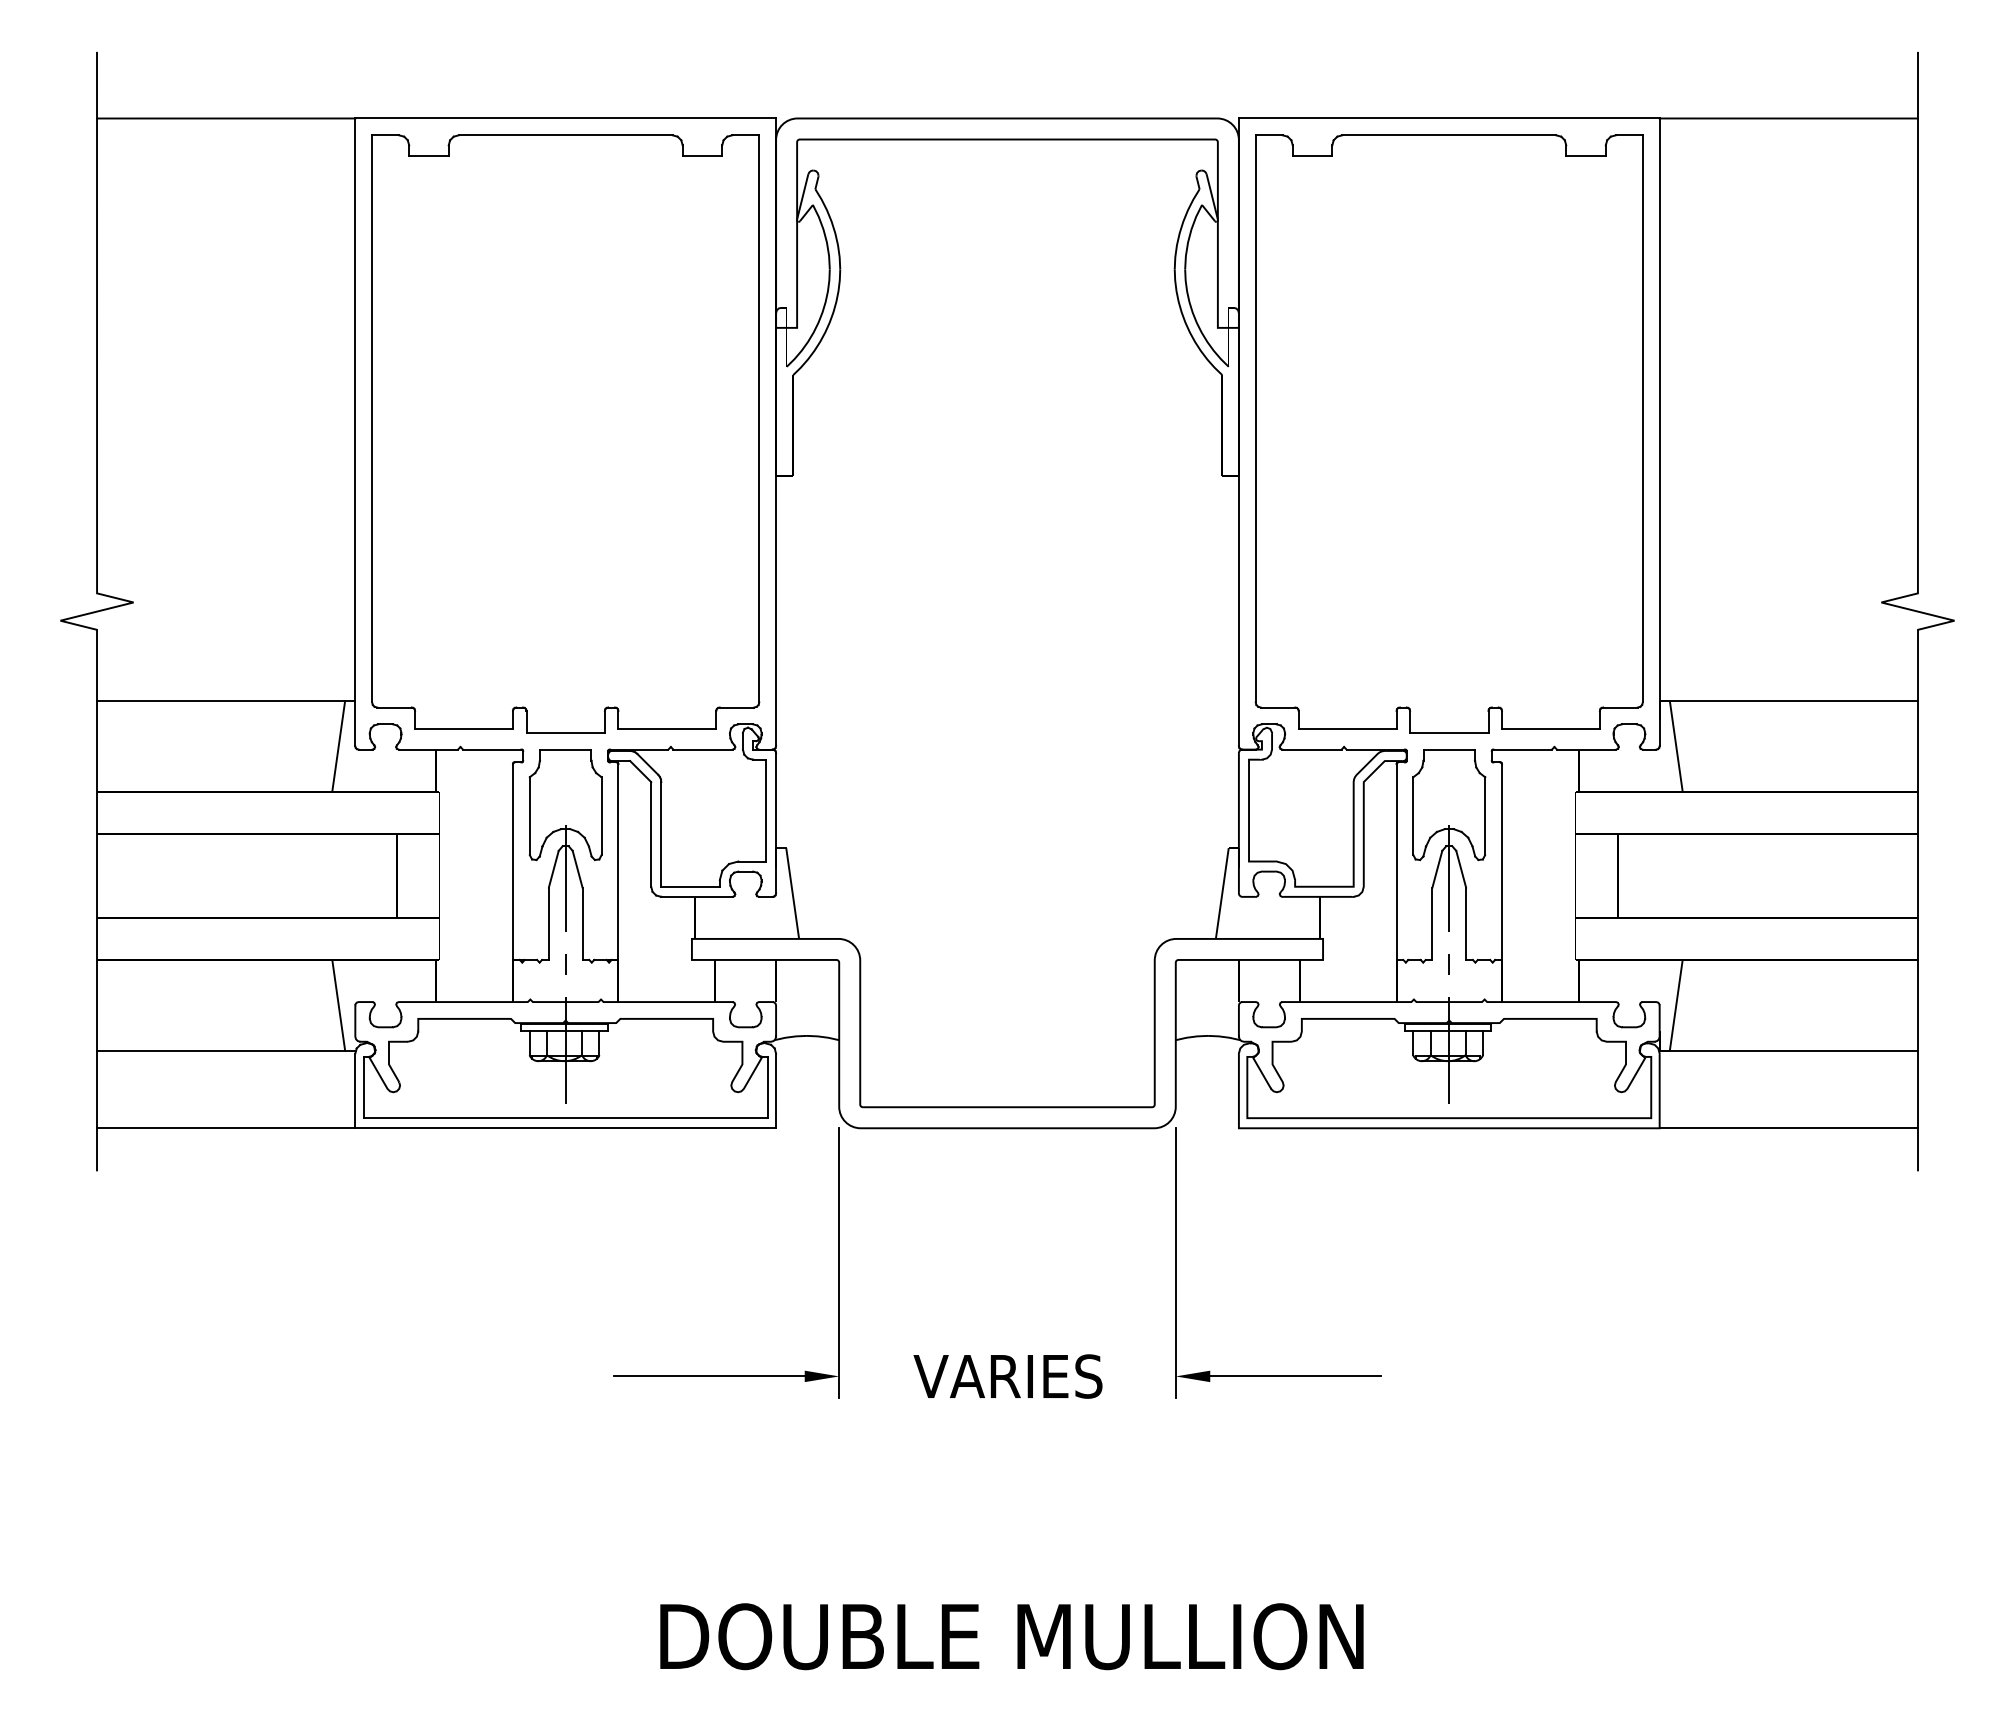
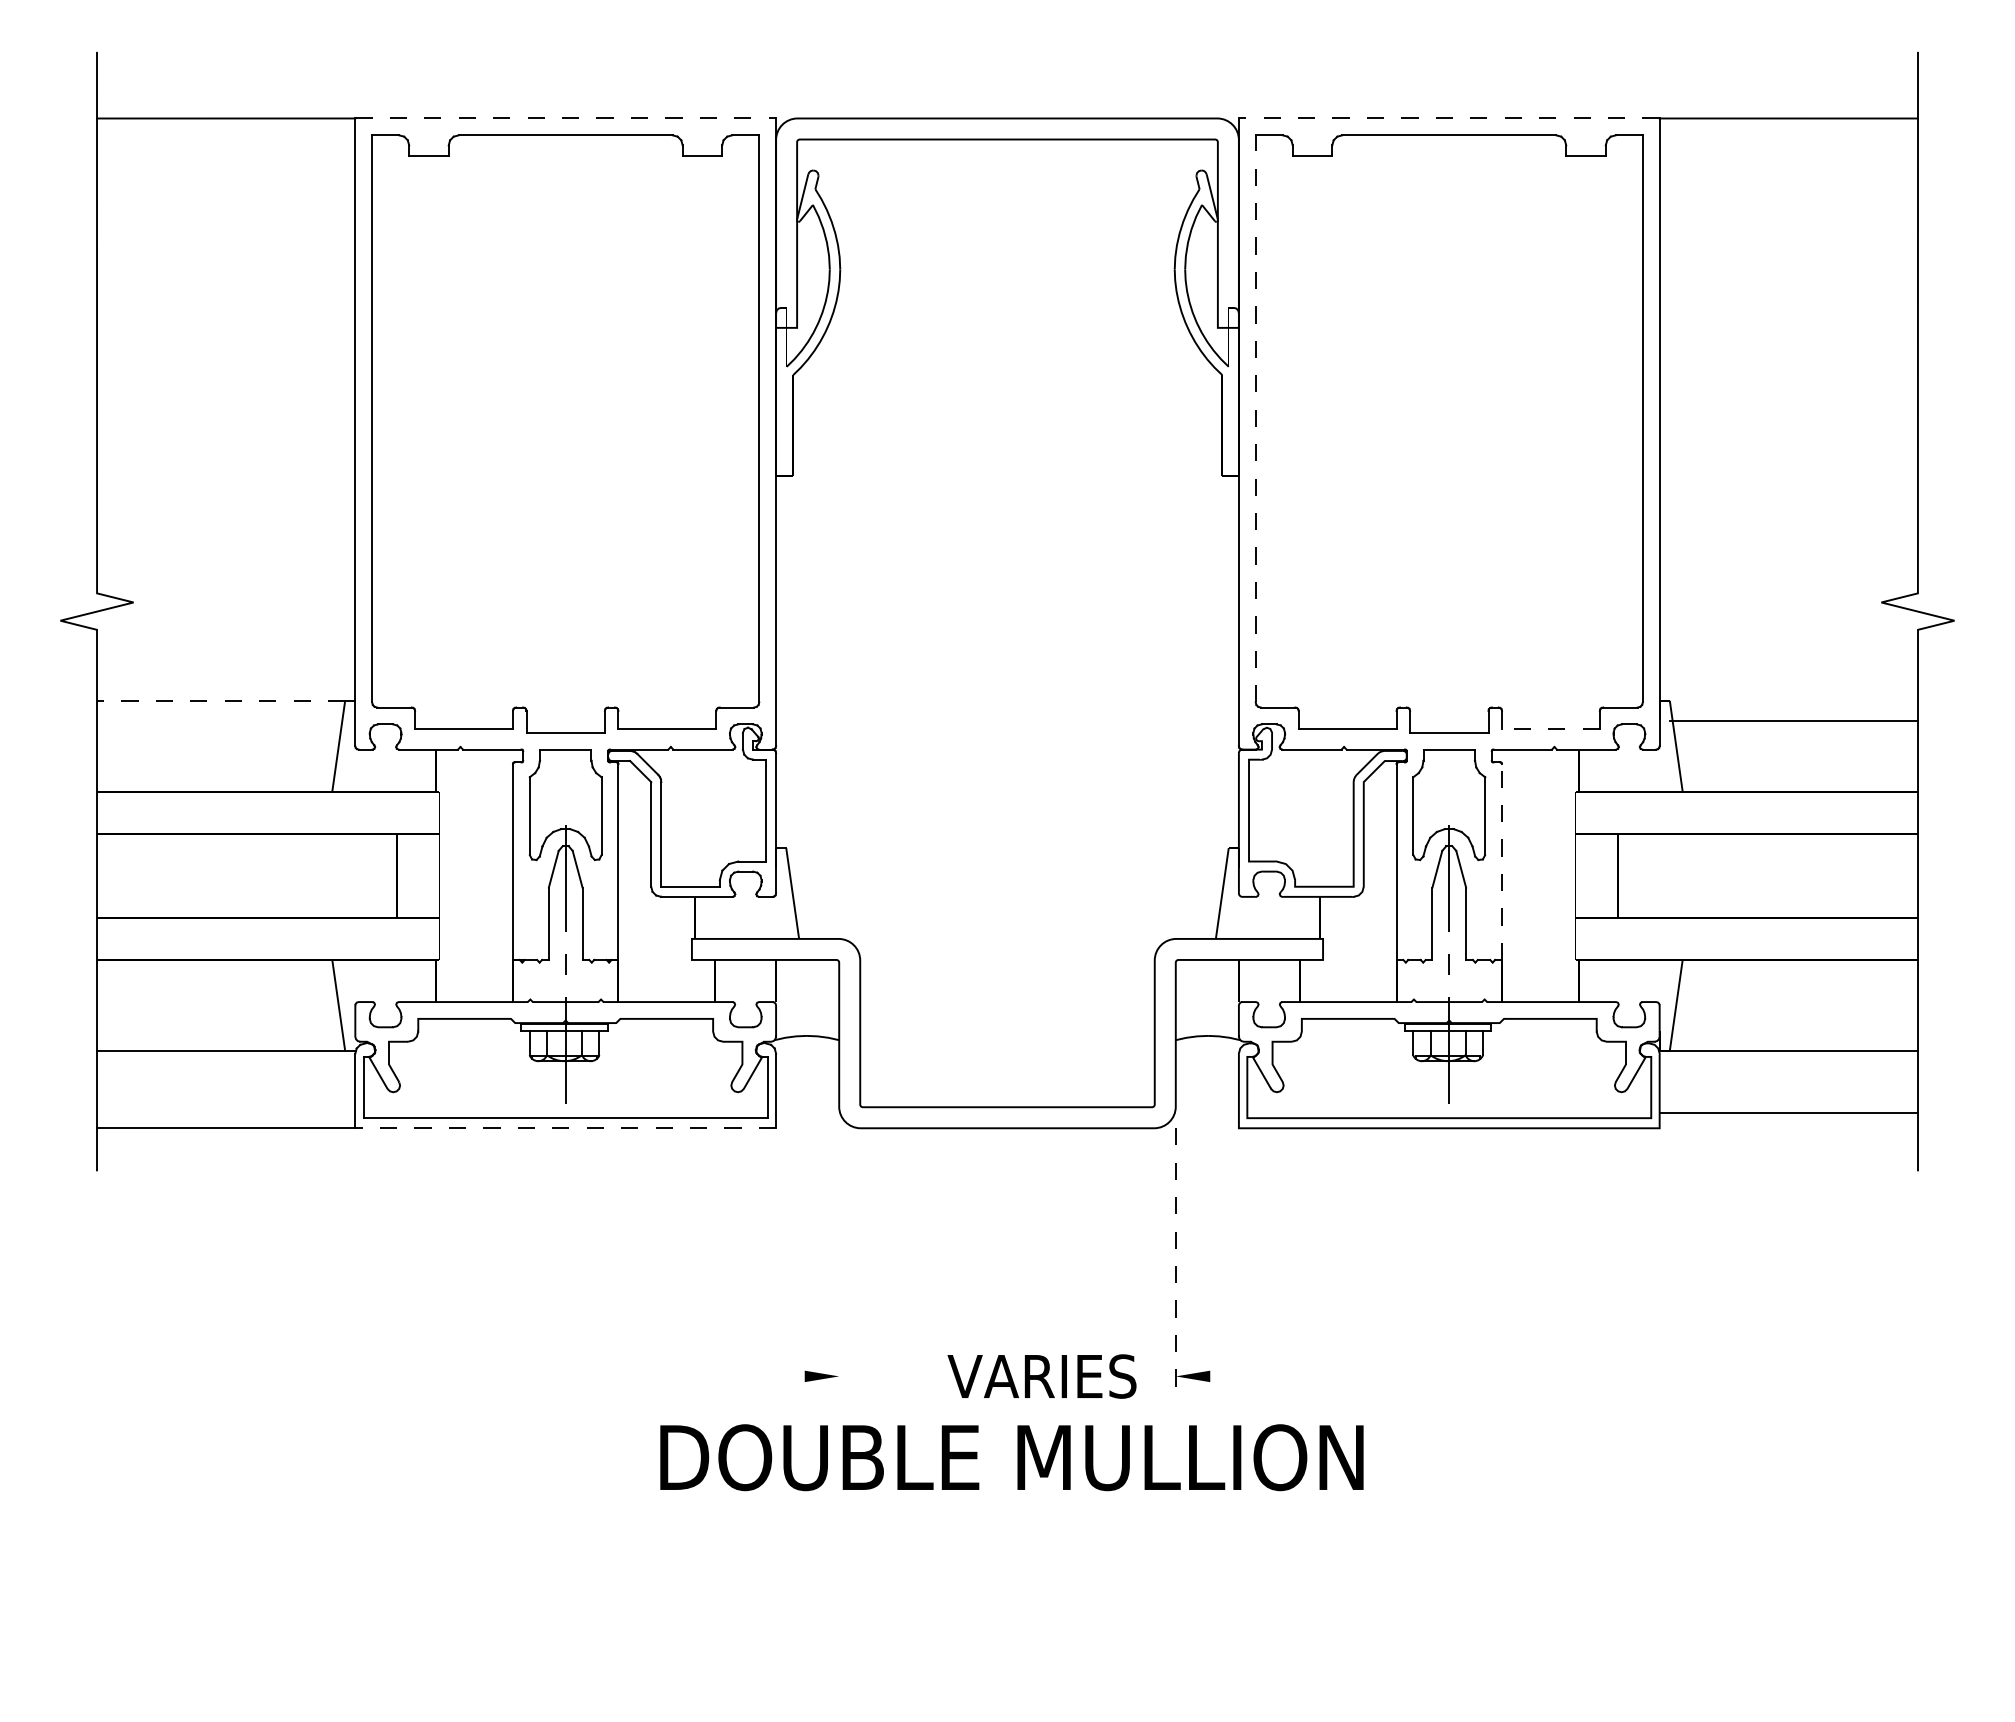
line: solid -> dashed (566, 118)
line: solid -> dashed (1448, 118)
line: solid -> dashed (1255, 418)
line: solid -> dashed (220, 700)
line position: (1793, 700) -> (1793, 720) (1793, 720)
line: solid -> dashed (1550, 728)
line: solid -> dashed (1501, 862)
line: solid -> dashed (565, 1128)
line position: (1788, 1128) -> (1788, 1113) (1788, 1113)
line: present -> none (839, 1262)
line: solid -> dashed (1175, 1263)
line: present -> none (709, 1376)
text position: (1007, 1376) -> (1041, 1376) (1041, 1376)
line: present -> none (1295, 1376)
text position: (1011, 1636) -> (1011, 1457) (1011, 1457)
